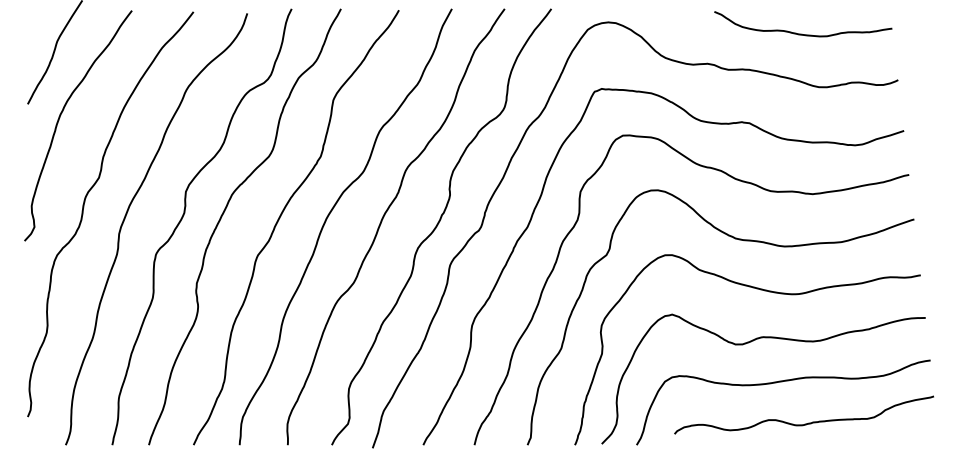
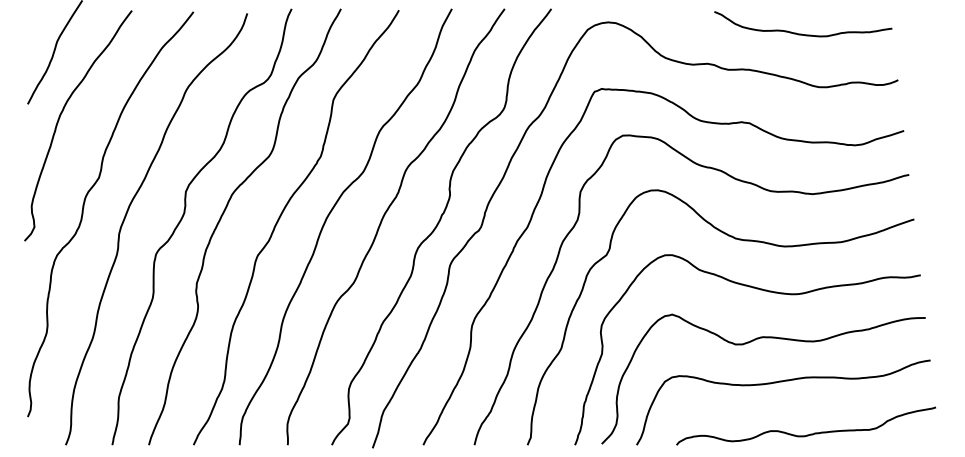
curve position: (804, 423) -> (806, 434) (806, 434)
